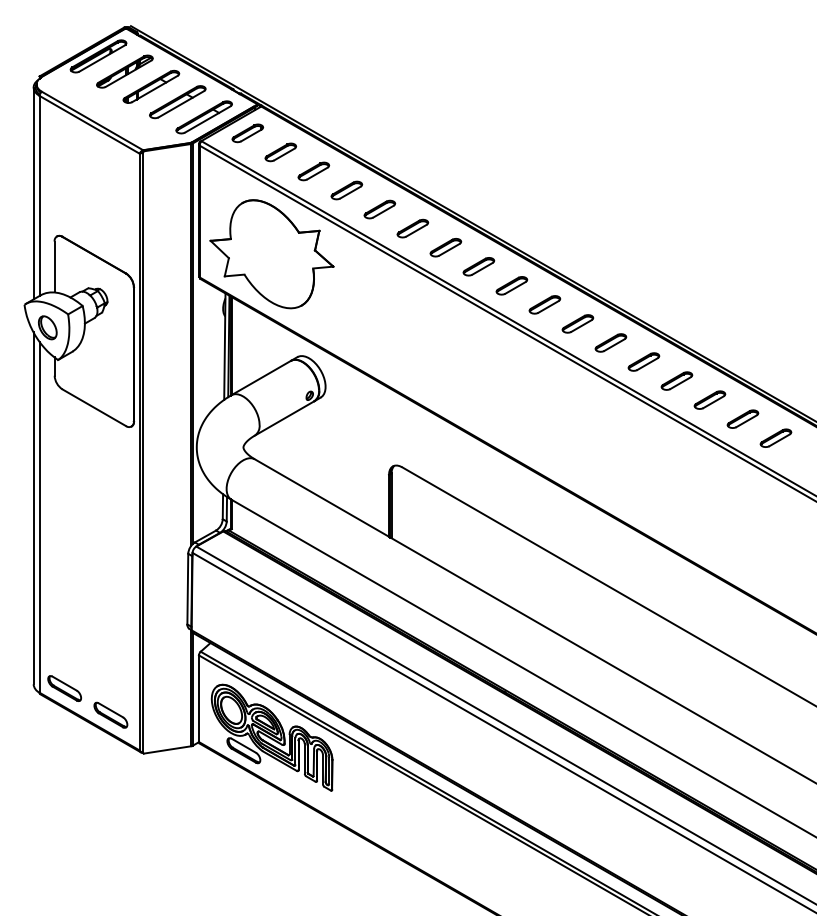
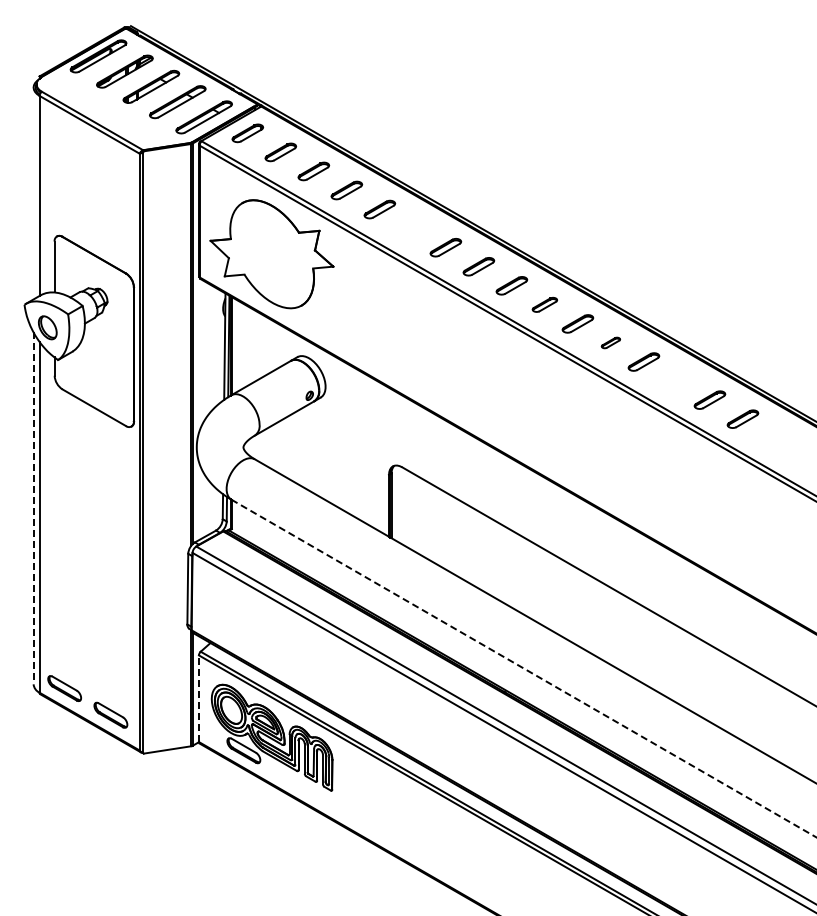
line: present -> none (33, 193)
part: present -> none (412, 228)
part size: 34x20 px -> 28x17 px (544, 304)
part size: 34x20 px -> 21x14 px (610, 342)
part: present -> none (676, 380)
part: present -> none (775, 437)
line: solid -> dashed (33, 508)
line: solid -> dashed (524, 668)
line: solid -> dashed (198, 698)
